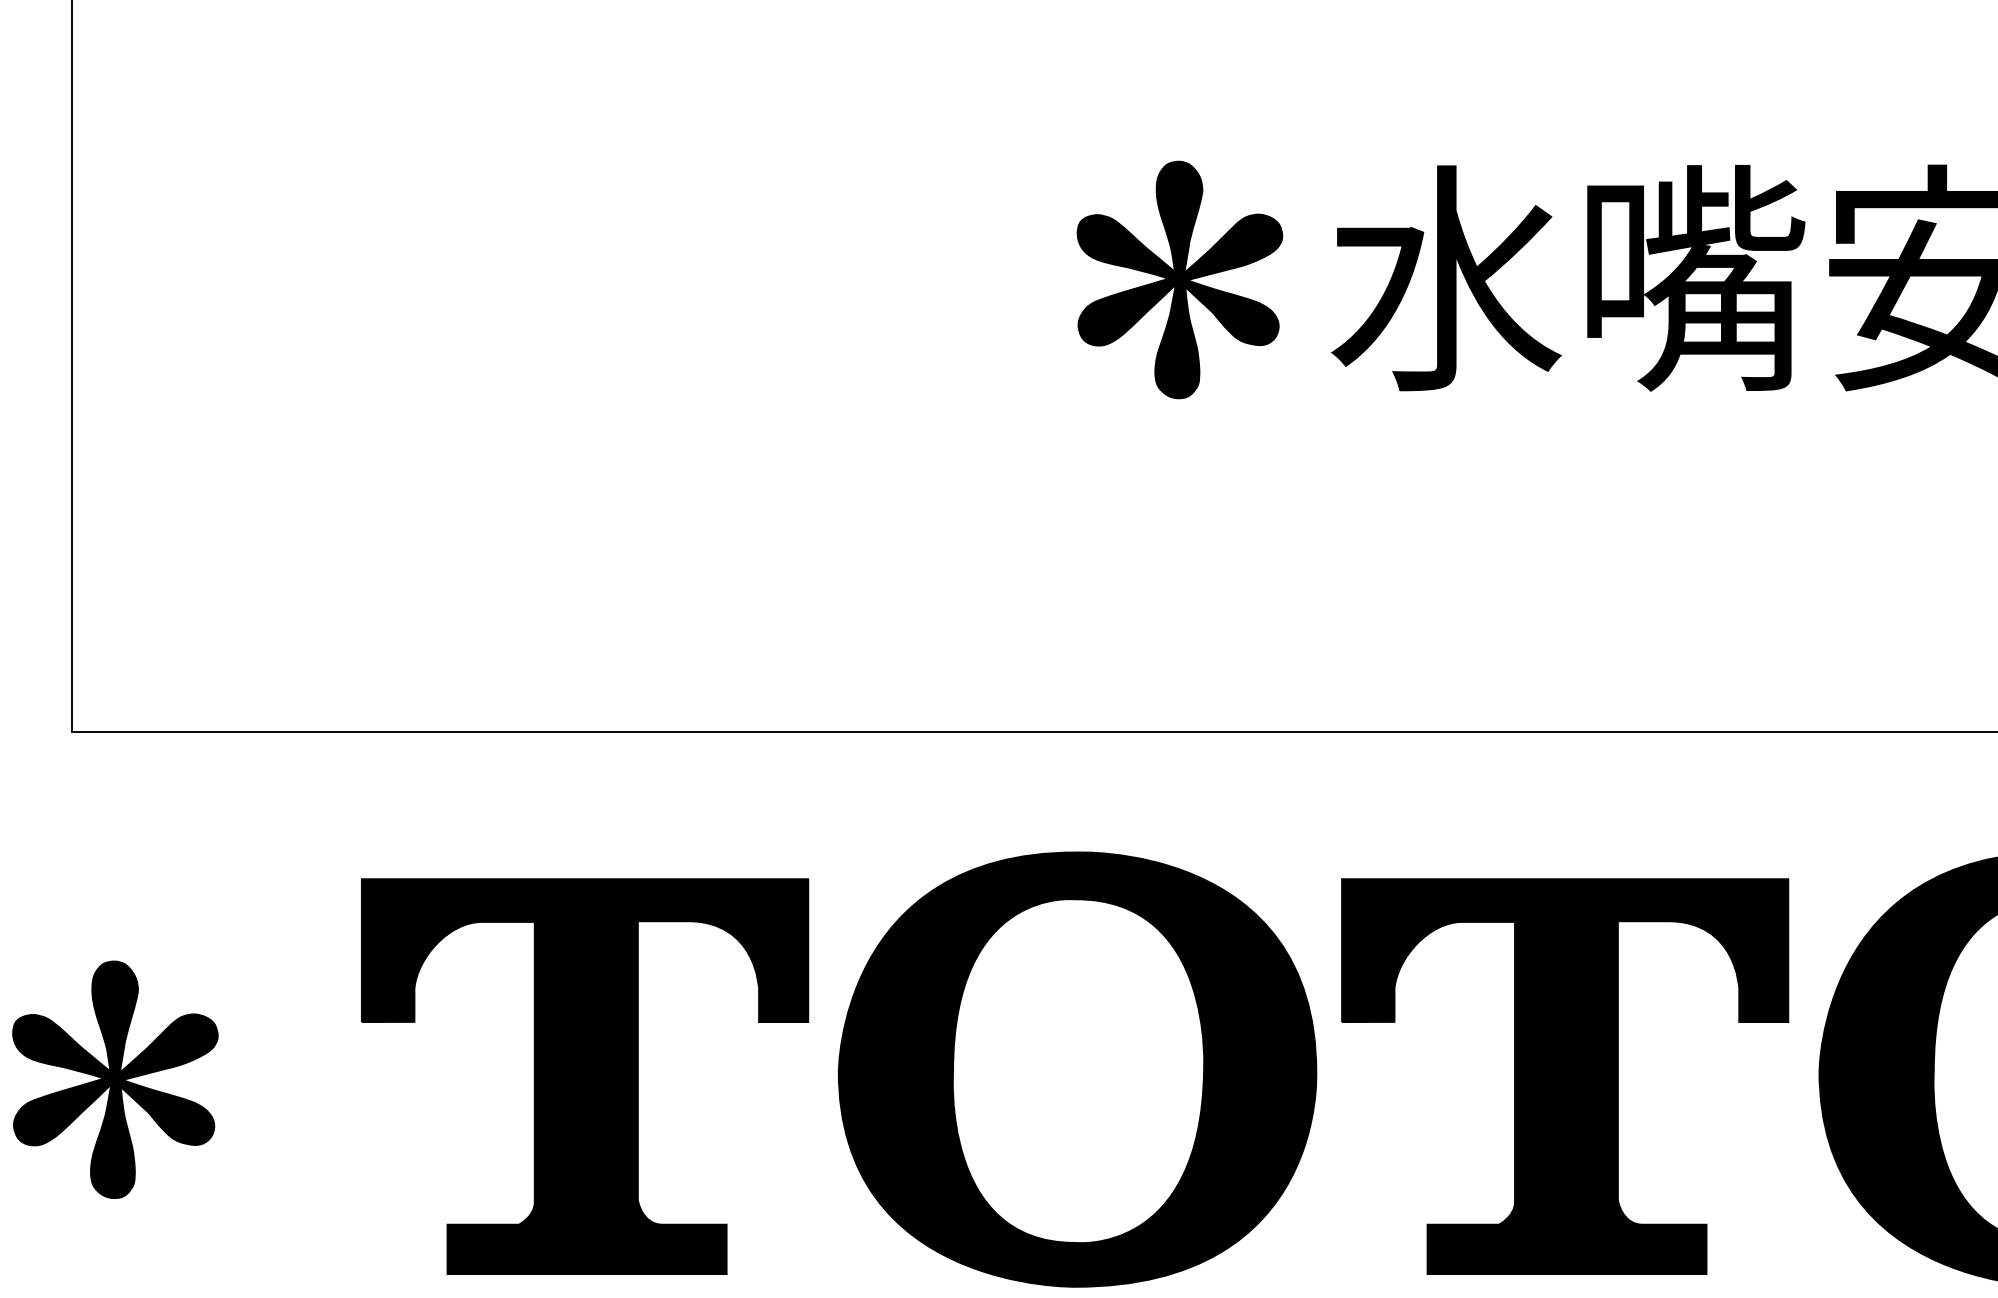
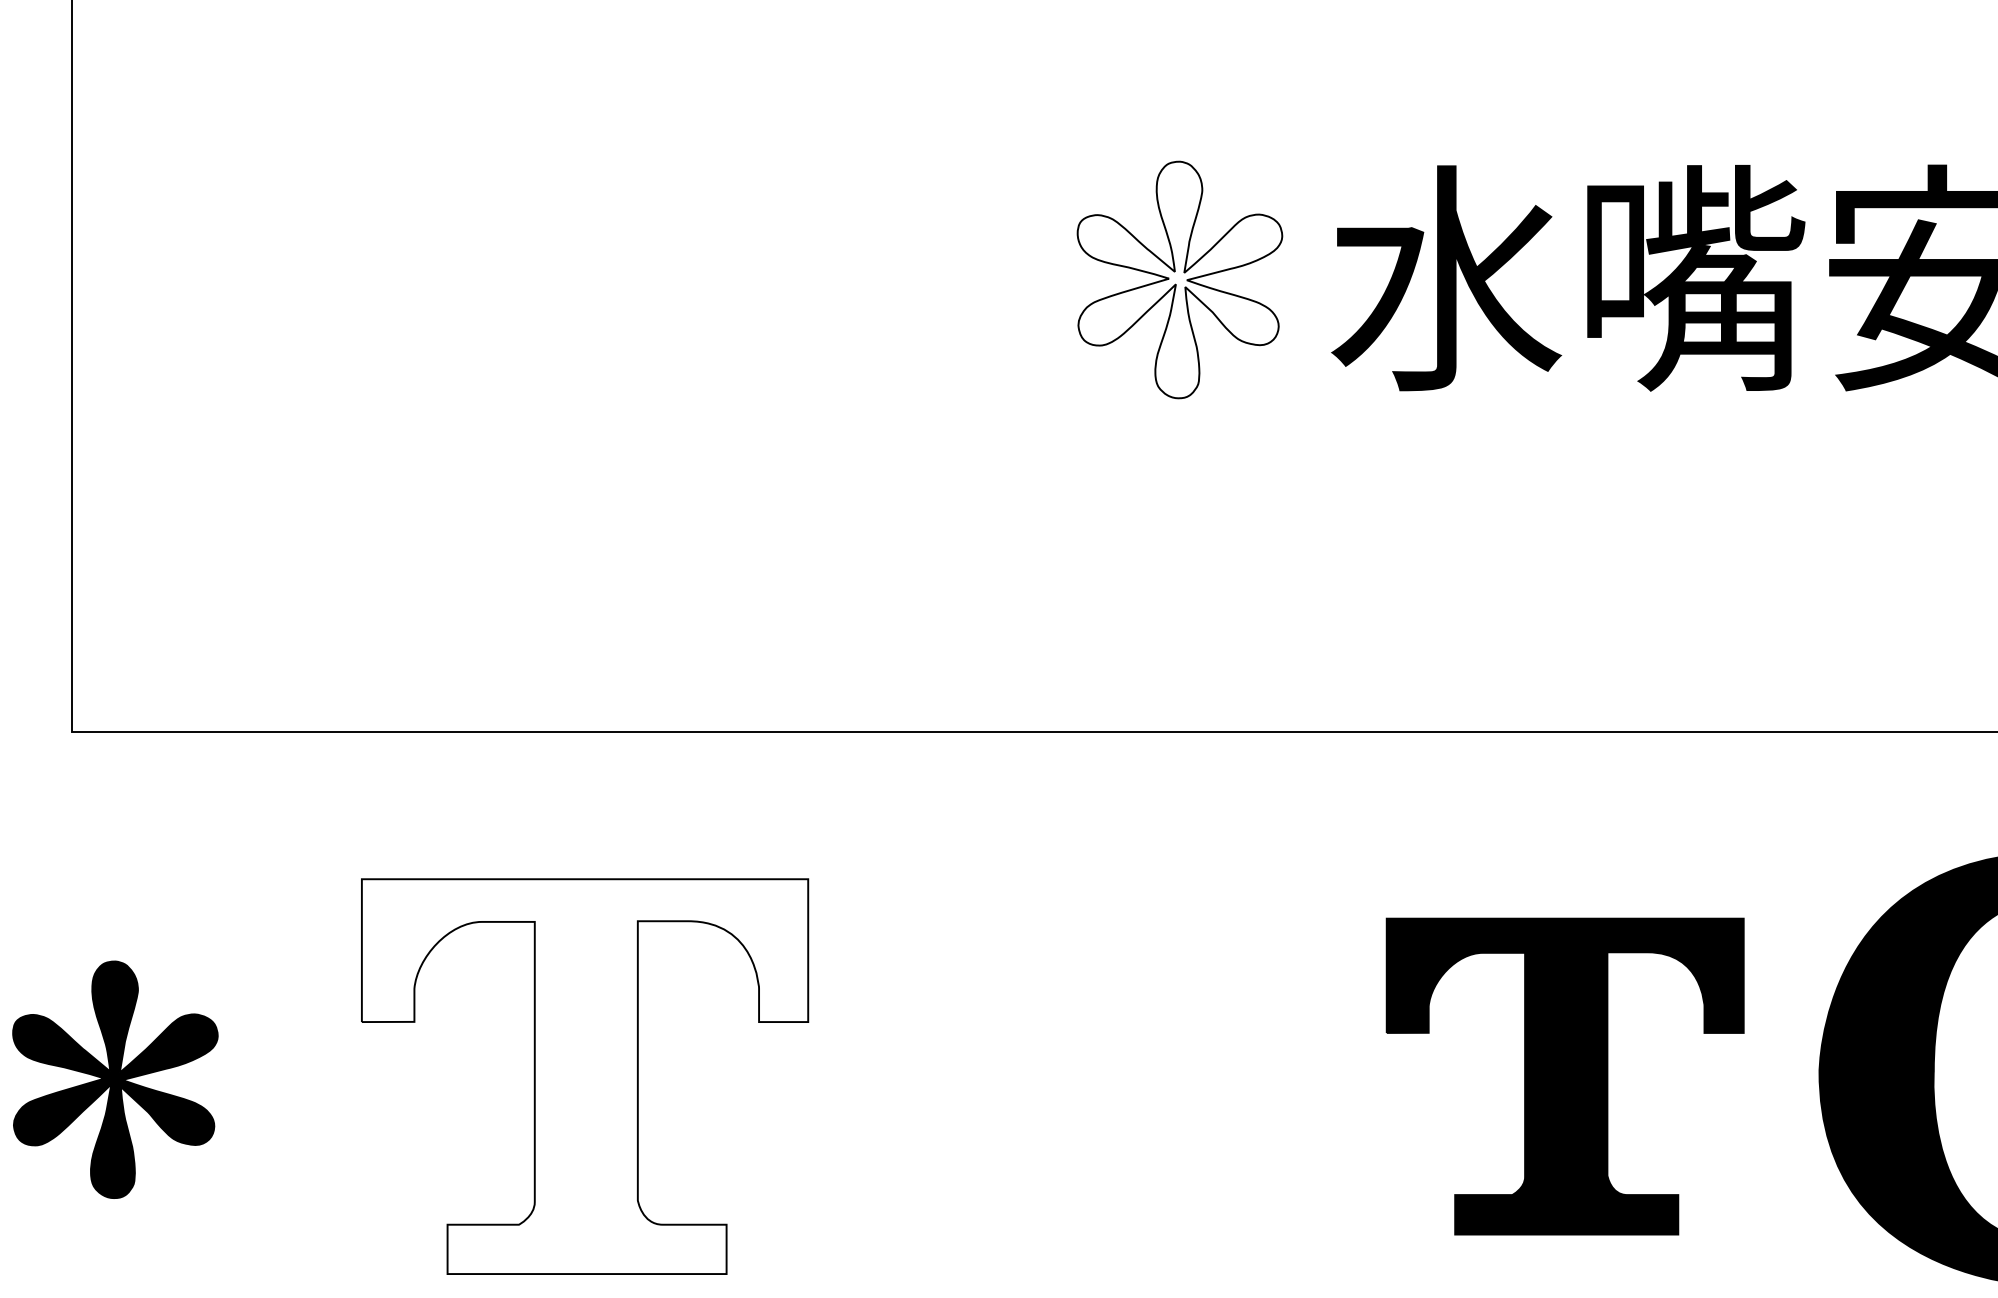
fill: present -> none (1179, 279)
part: present -> none (1077, 1069)
fill: present -> none (584, 1076)
part size: 449x397 px -> 360x319 px (1564, 1076)
